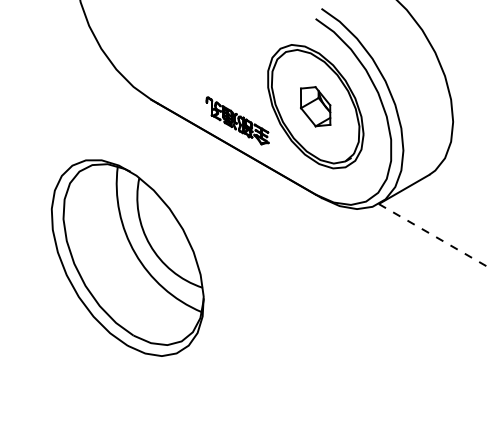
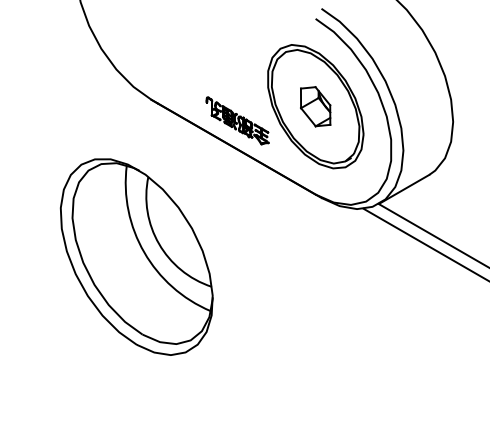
line: dashed -> solid (434, 236)
line: none -> present (424, 243)
part position: (127, 257) -> (136, 256) (136, 256)
